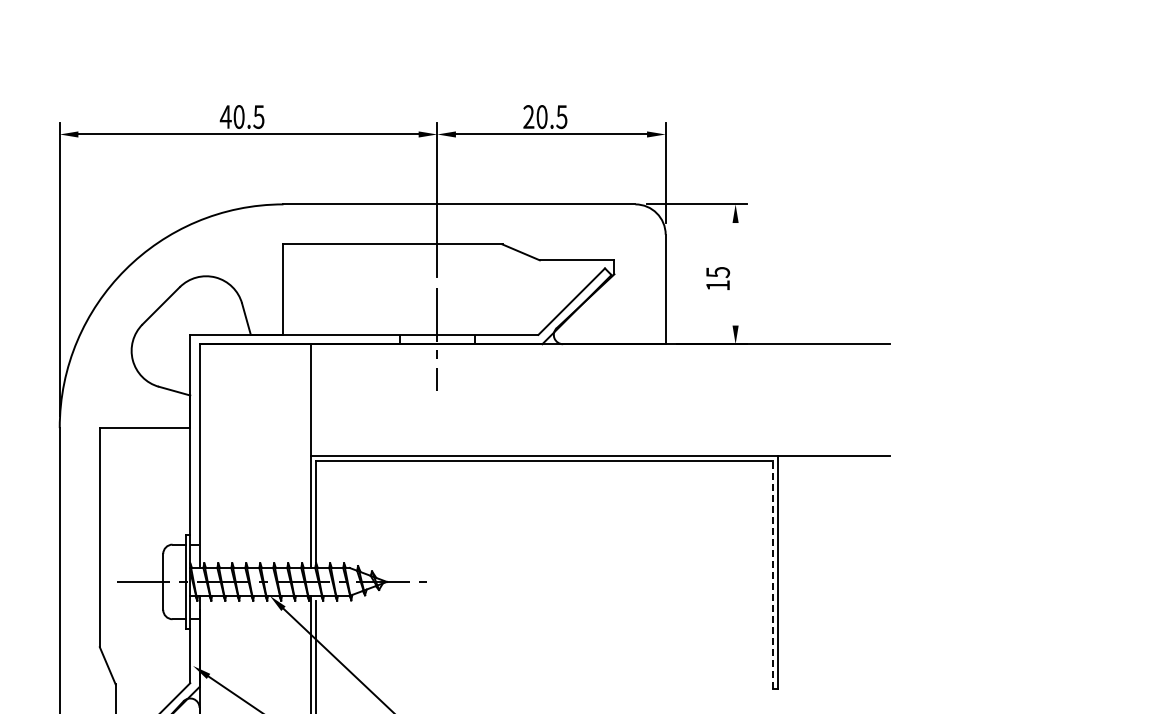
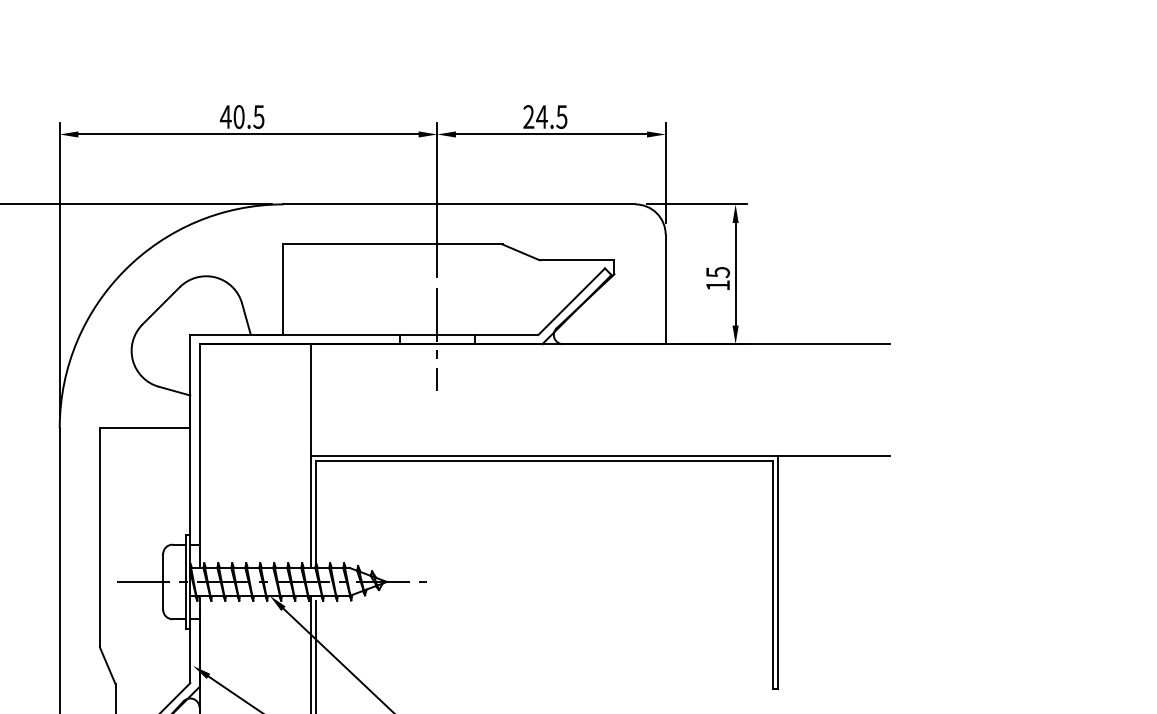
text: 20.5 -> 24.5 (541, 116)
line: none -> present (136, 204)
line: none -> present (735, 274)
line: dashed -> solid (772, 574)
